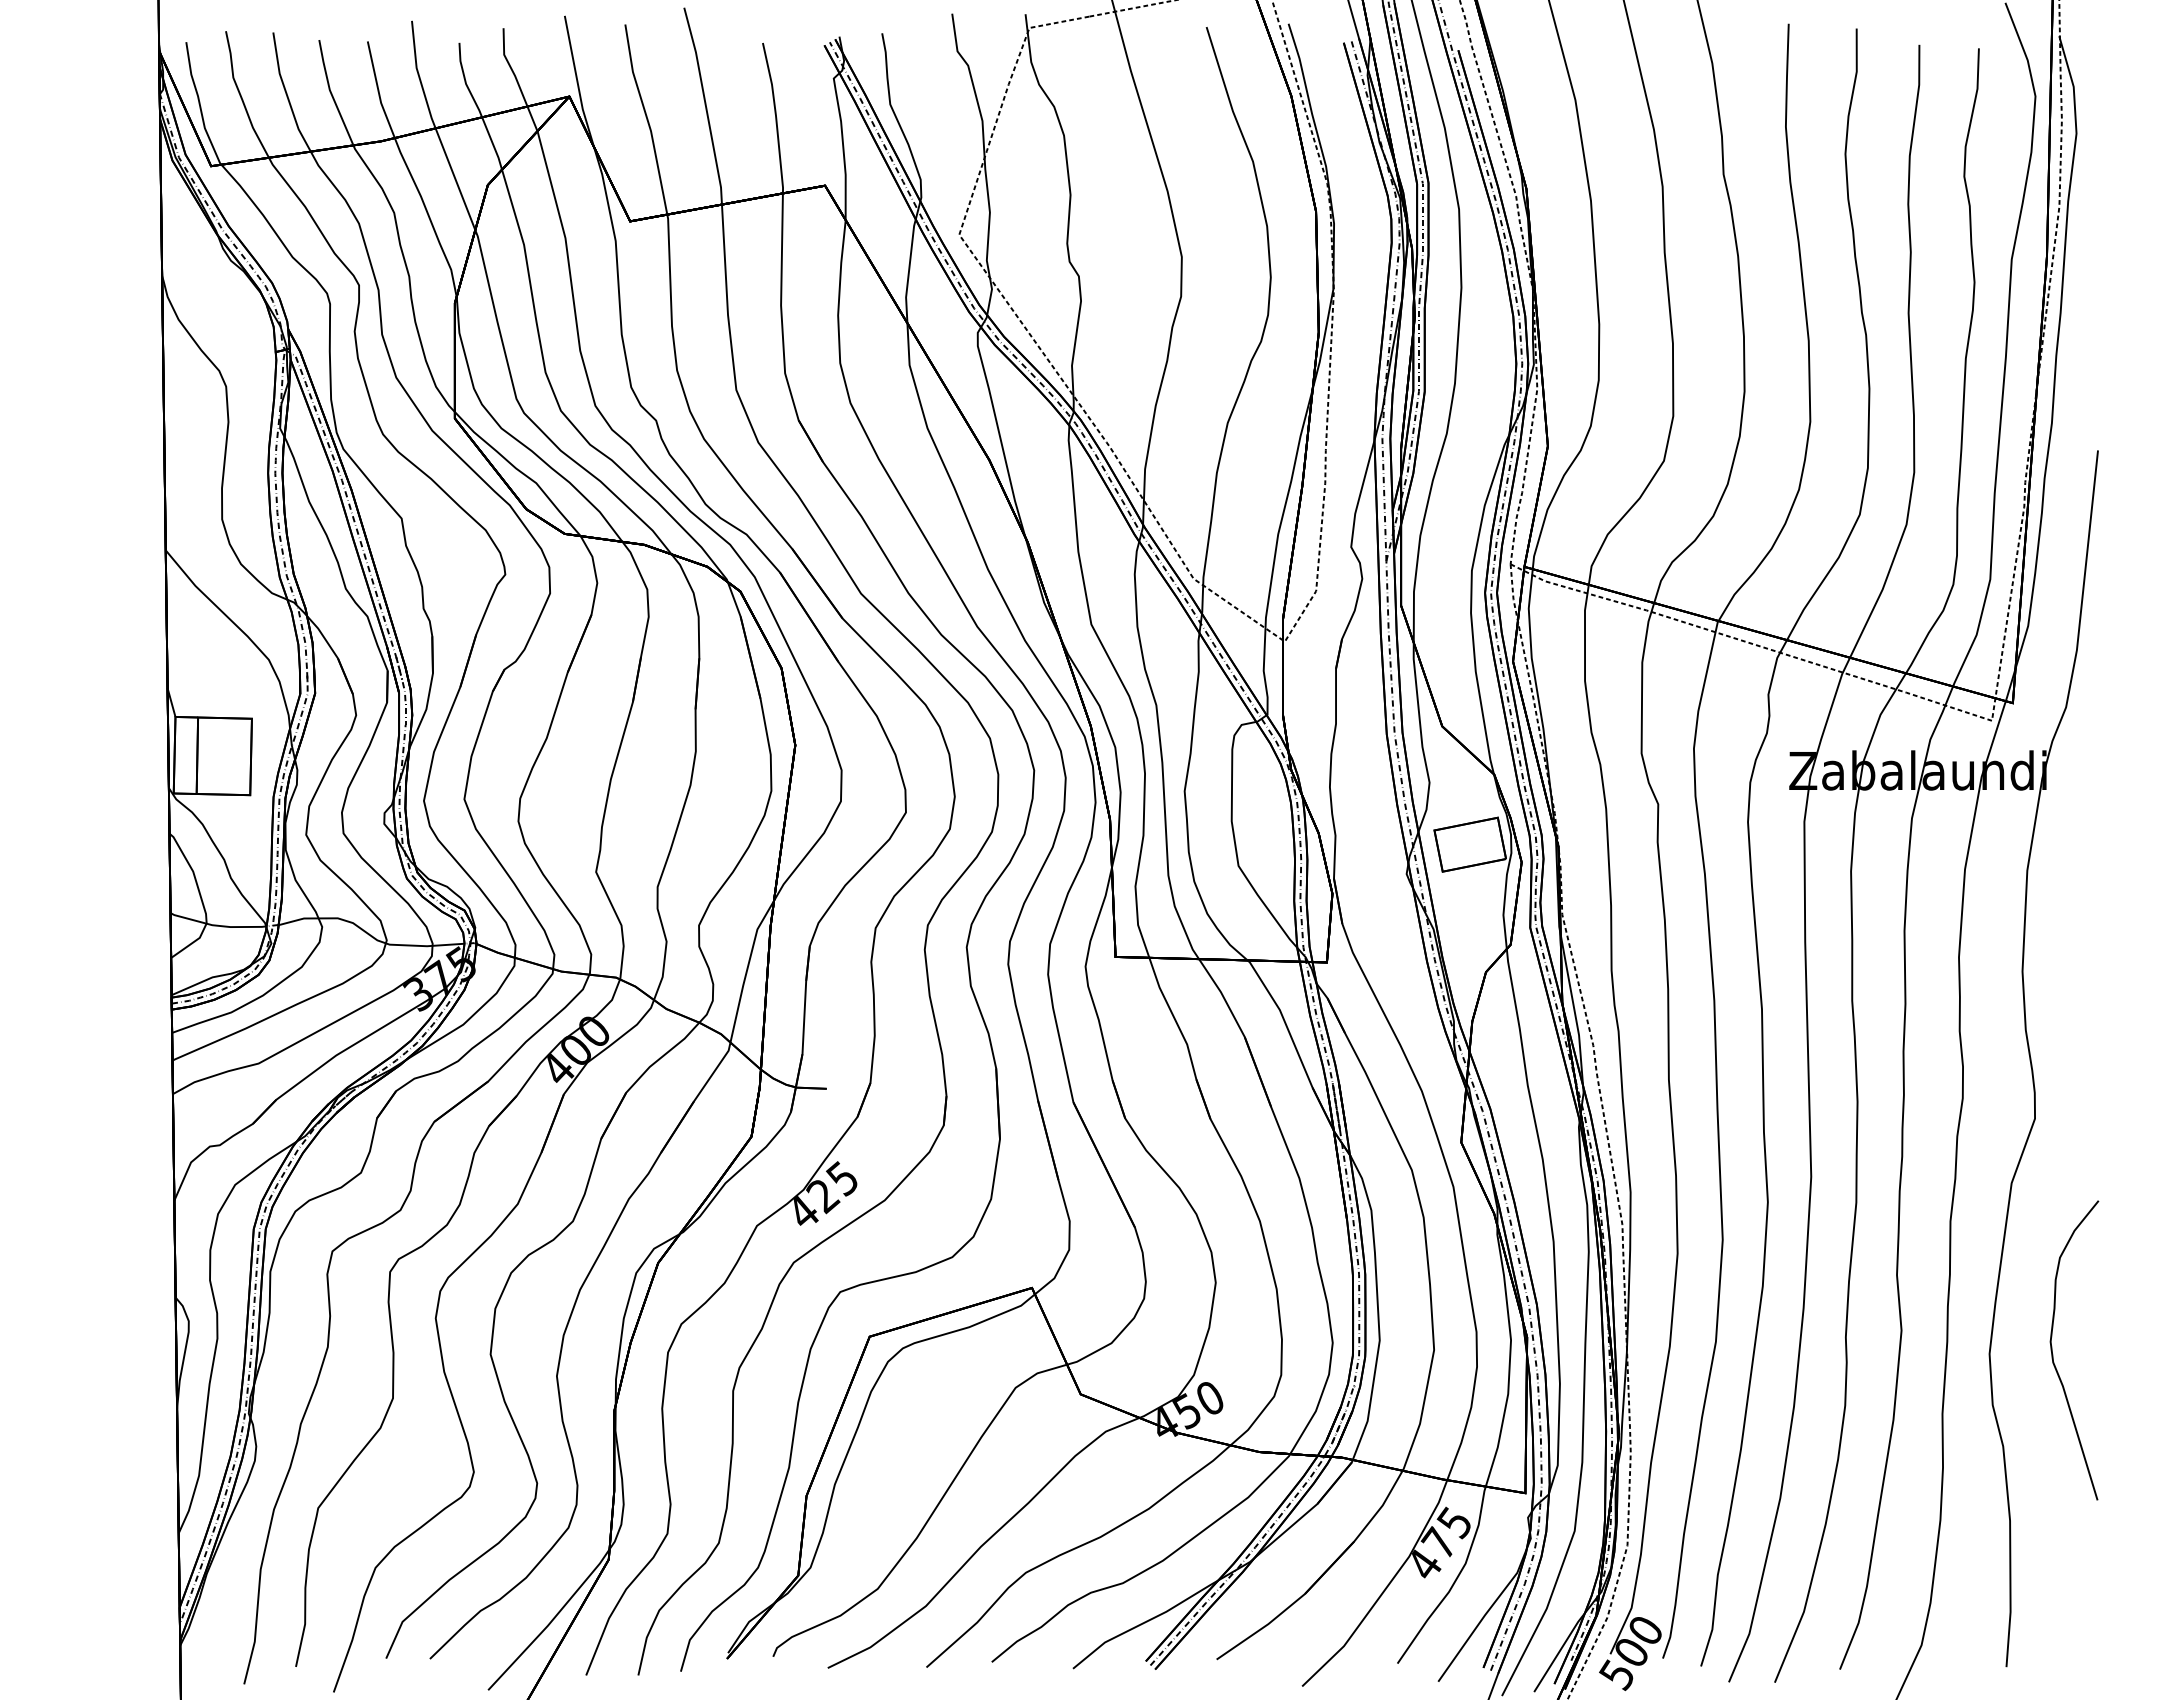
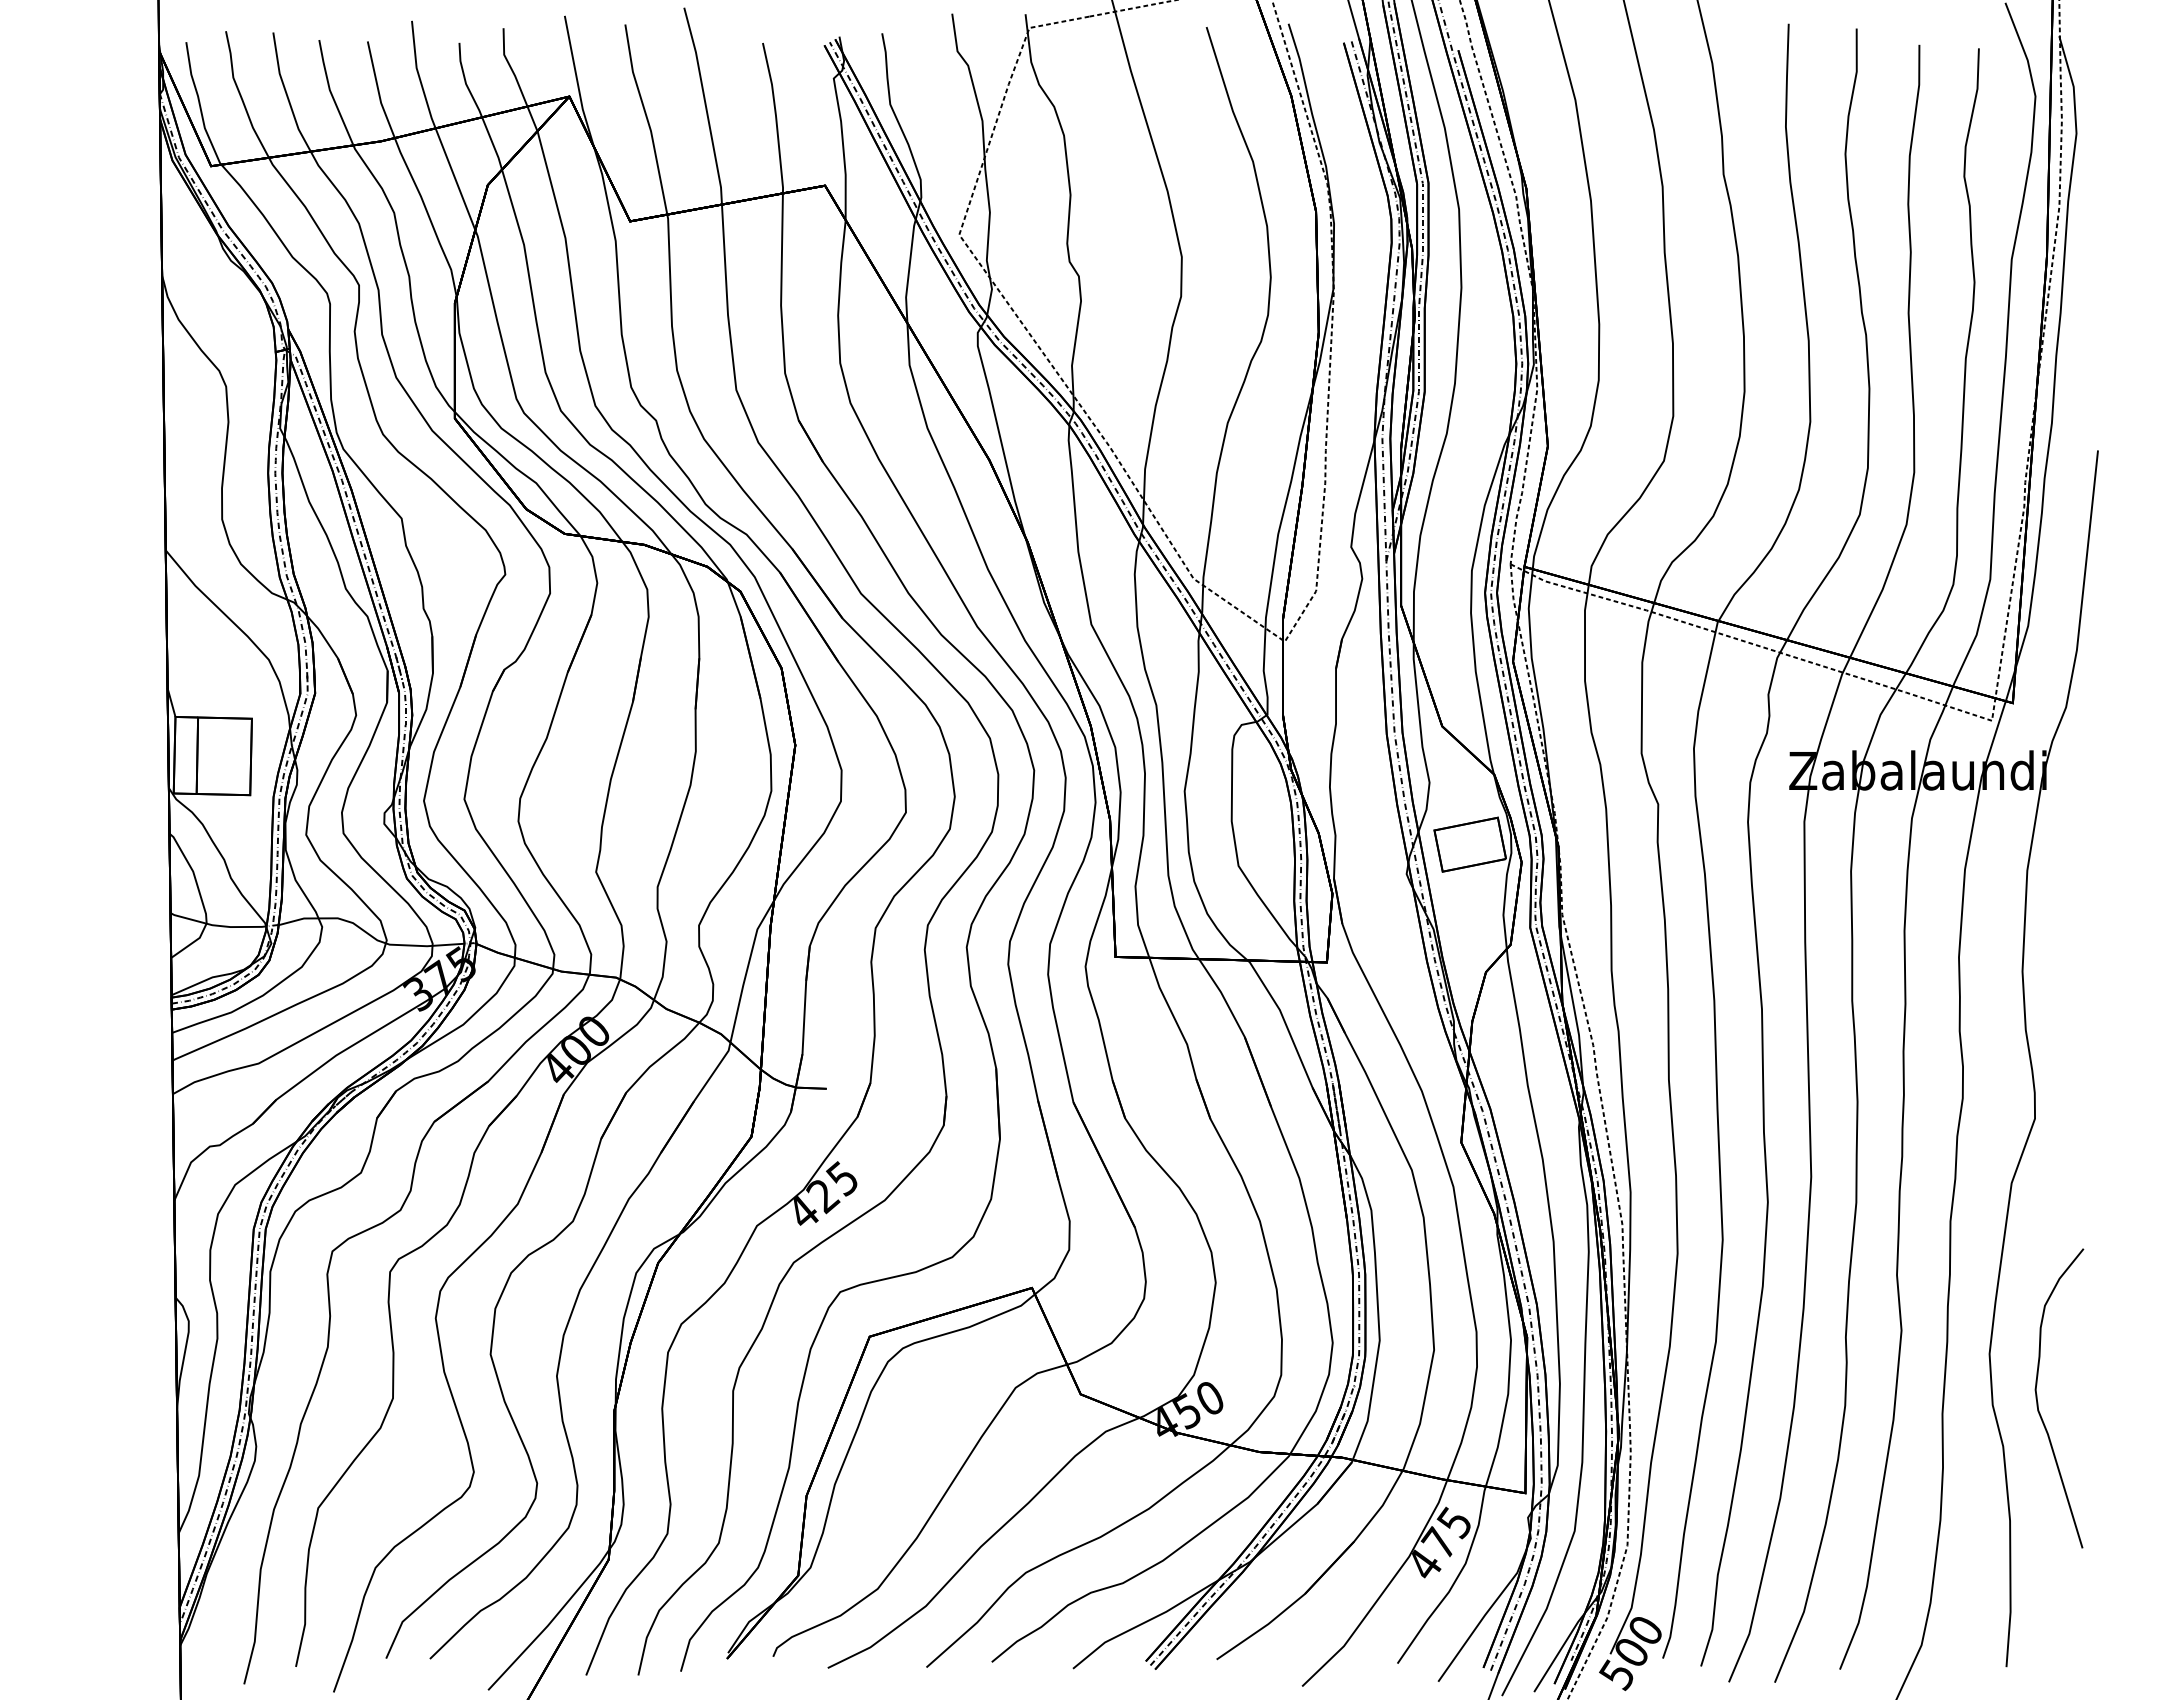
curve position: (2053, 1354) -> (2038, 1402) (2038, 1402)
